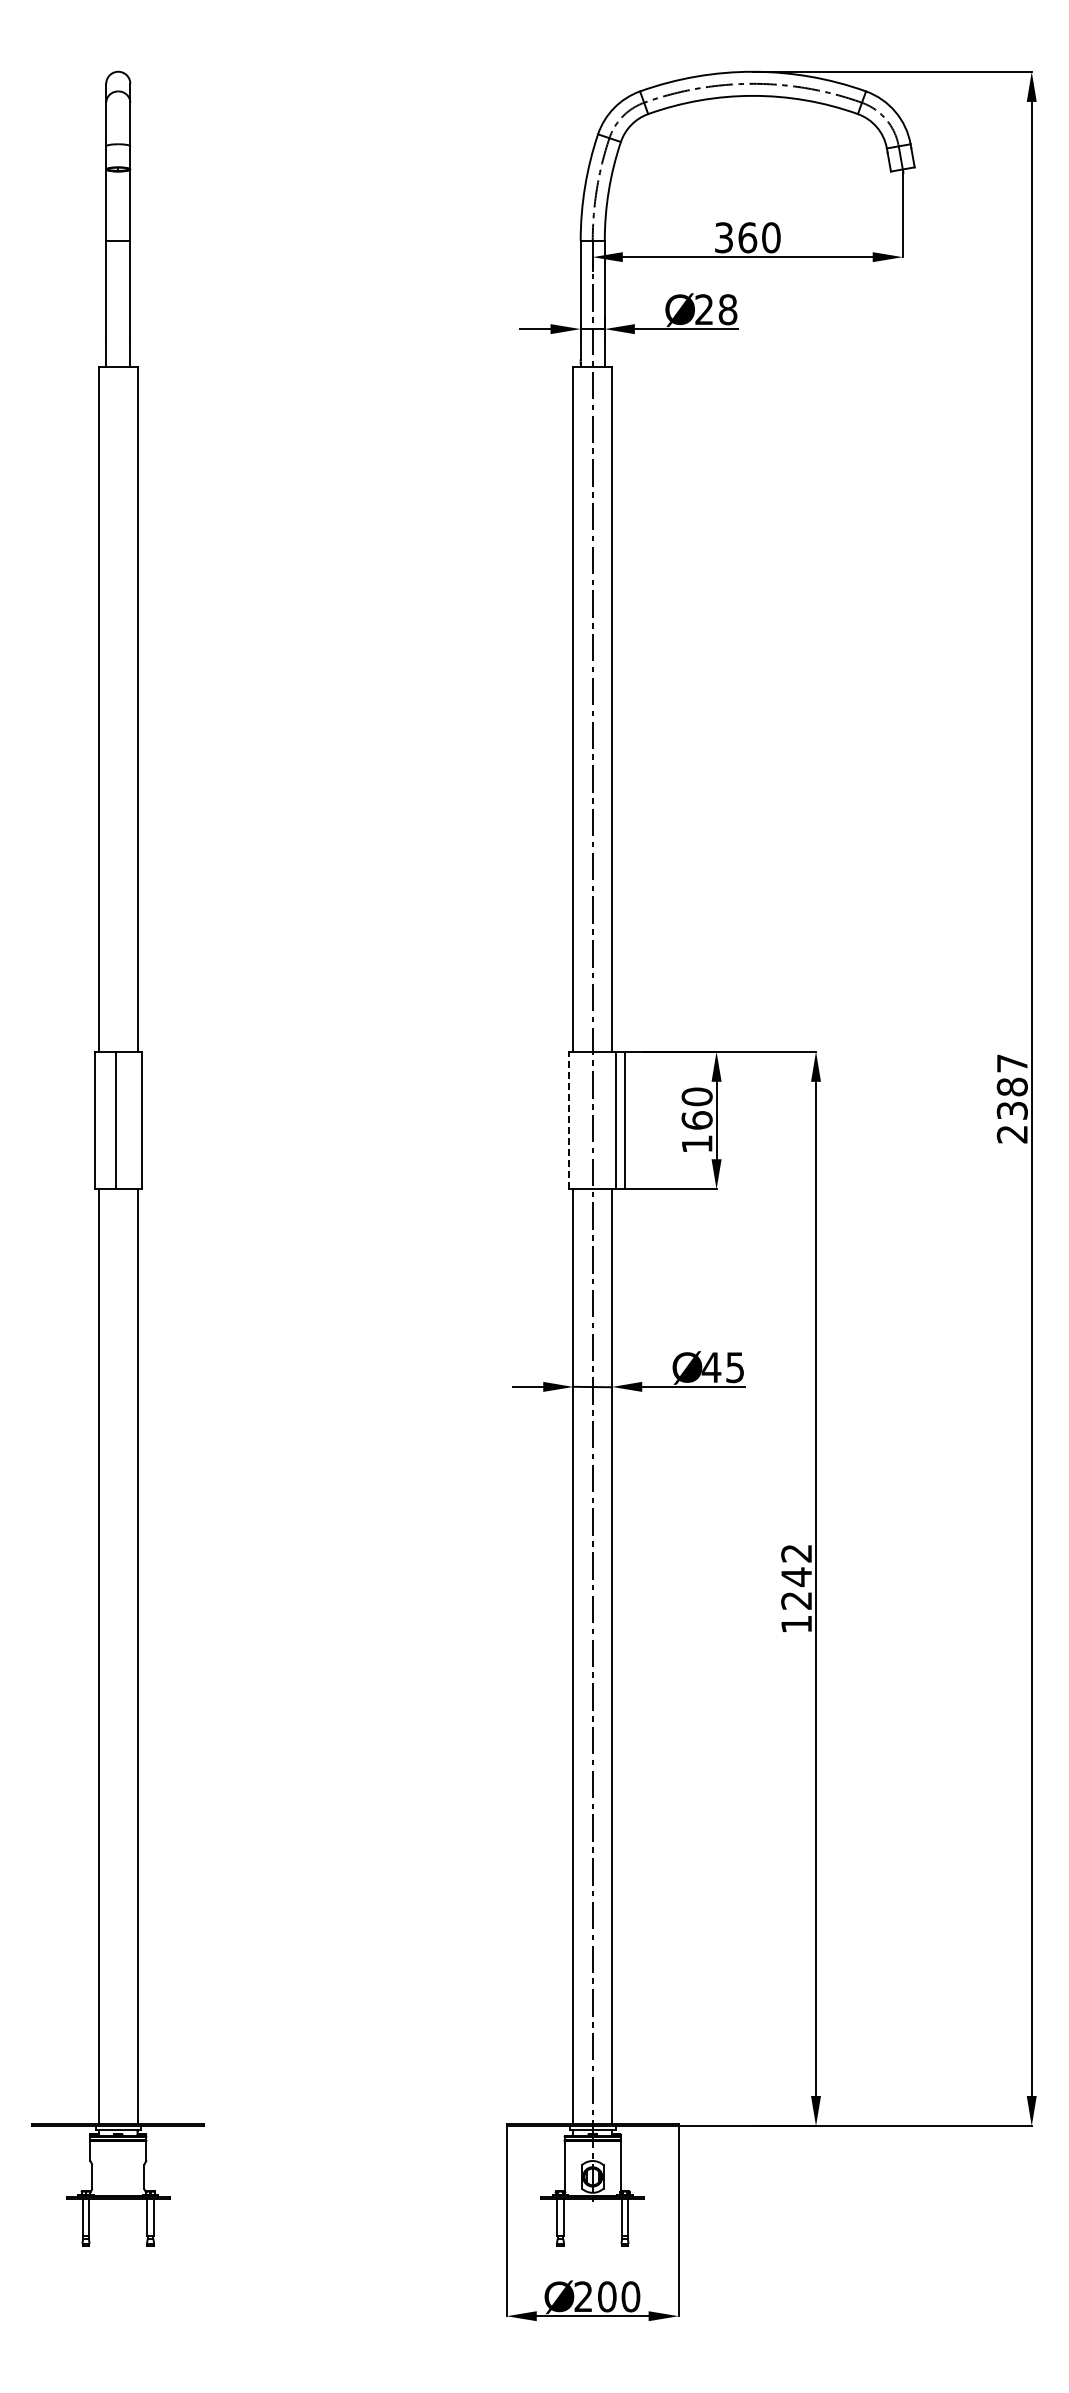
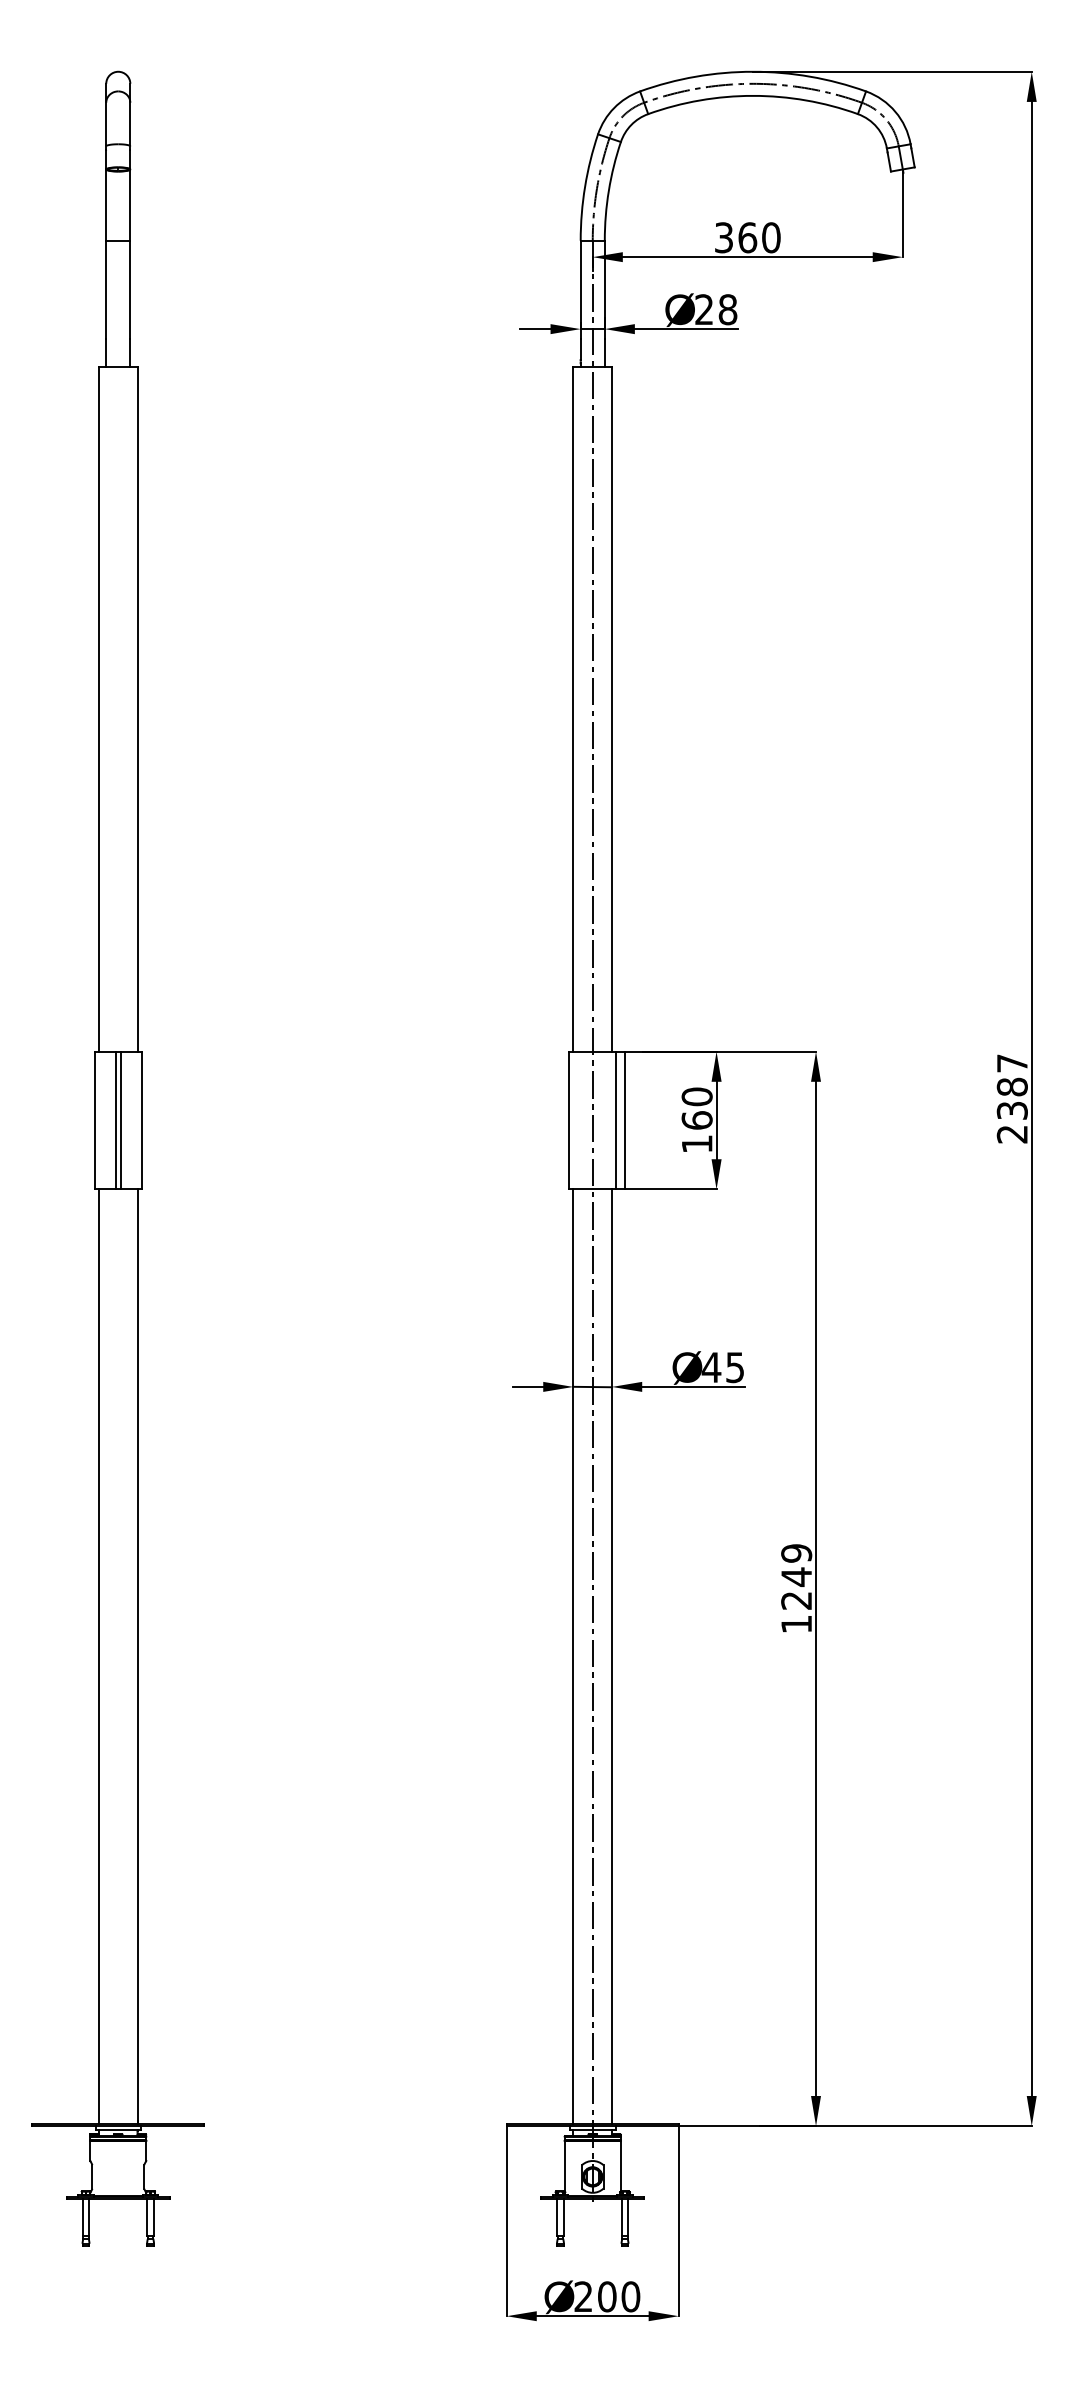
line: none -> present (120, 1120)
line: dashed -> solid (569, 1120)
text: 1242 -> 1249 (796, 1553)
